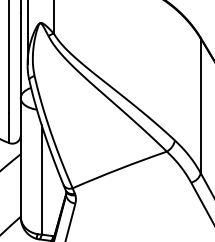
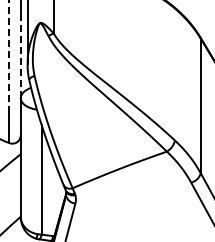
line: solid -> dashed (20, 55)
line: solid -> dashed (9, 56)
